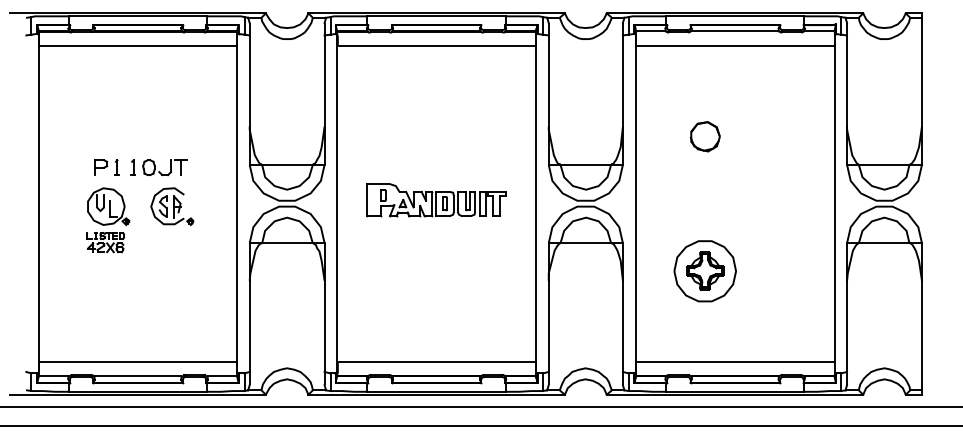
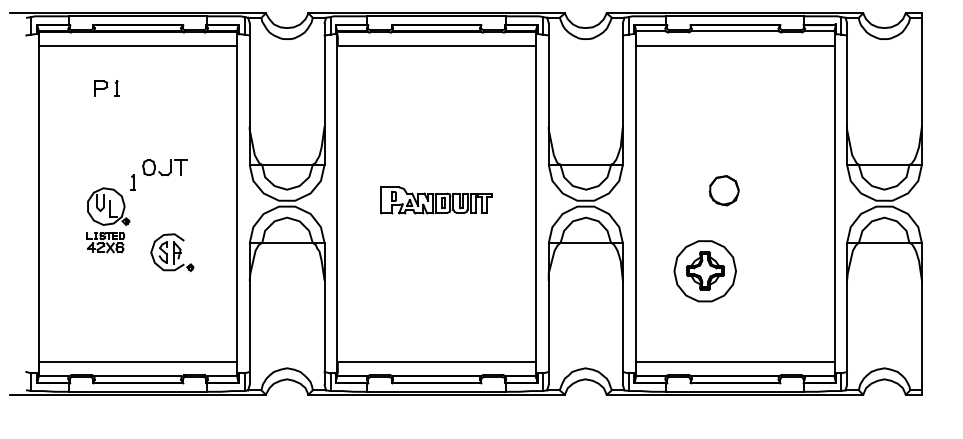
part position: (704, 136) -> (723, 190) (723, 190)
part position: (106, 167) -> (106, 88) (106, 88)
part position: (132, 167) -> (132, 182) (132, 182)
part size: 141x35 px -> 113x29 px (436, 200)
part position: (172, 206) -> (172, 252) (172, 252)
line: present -> none (480, 407)
line: present -> none (480, 425)
